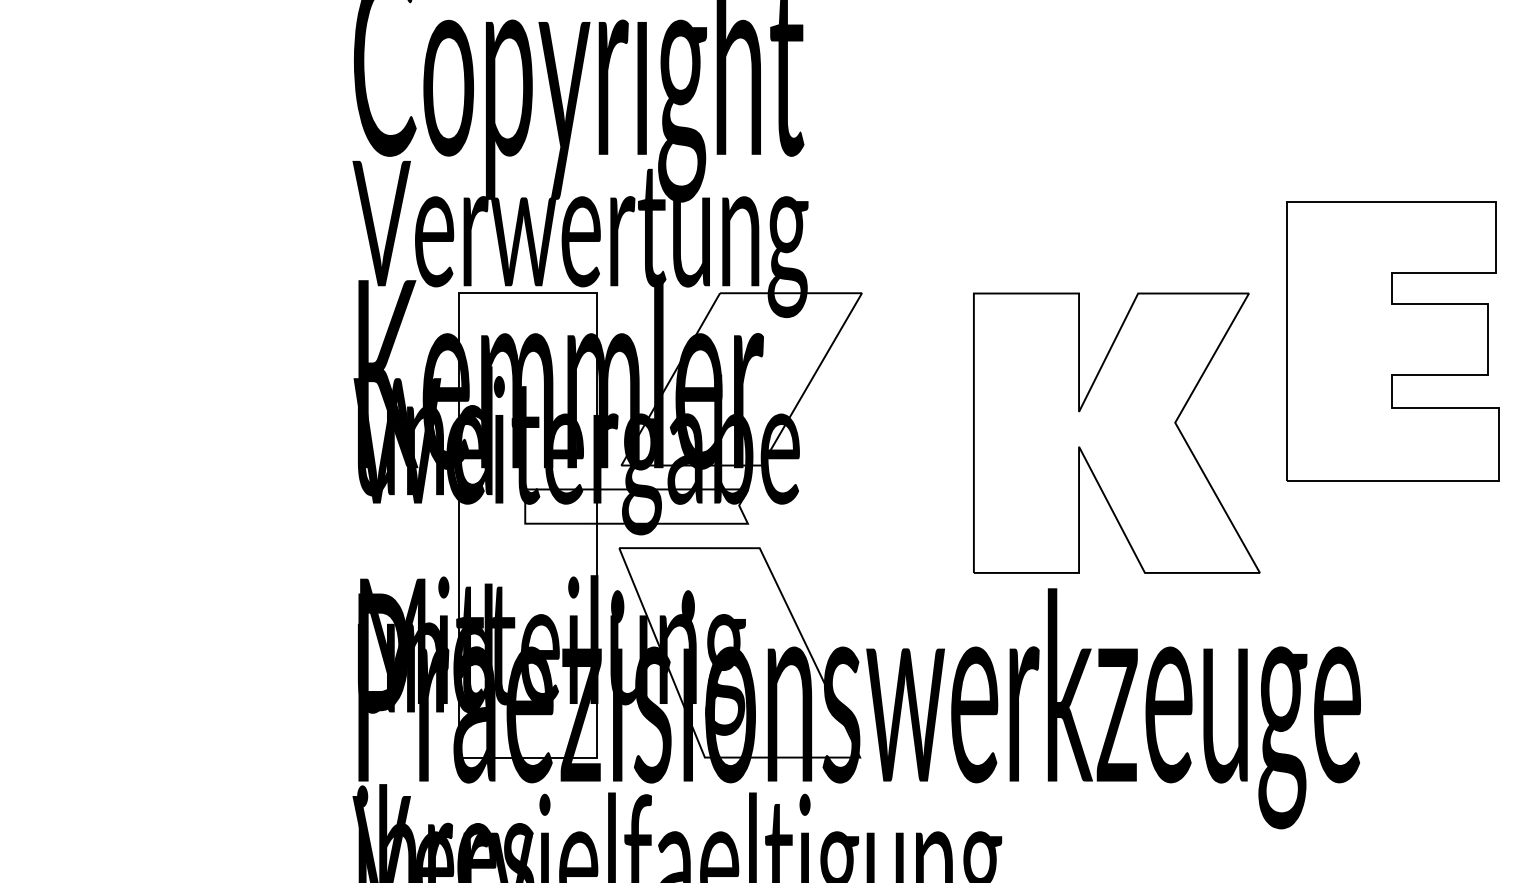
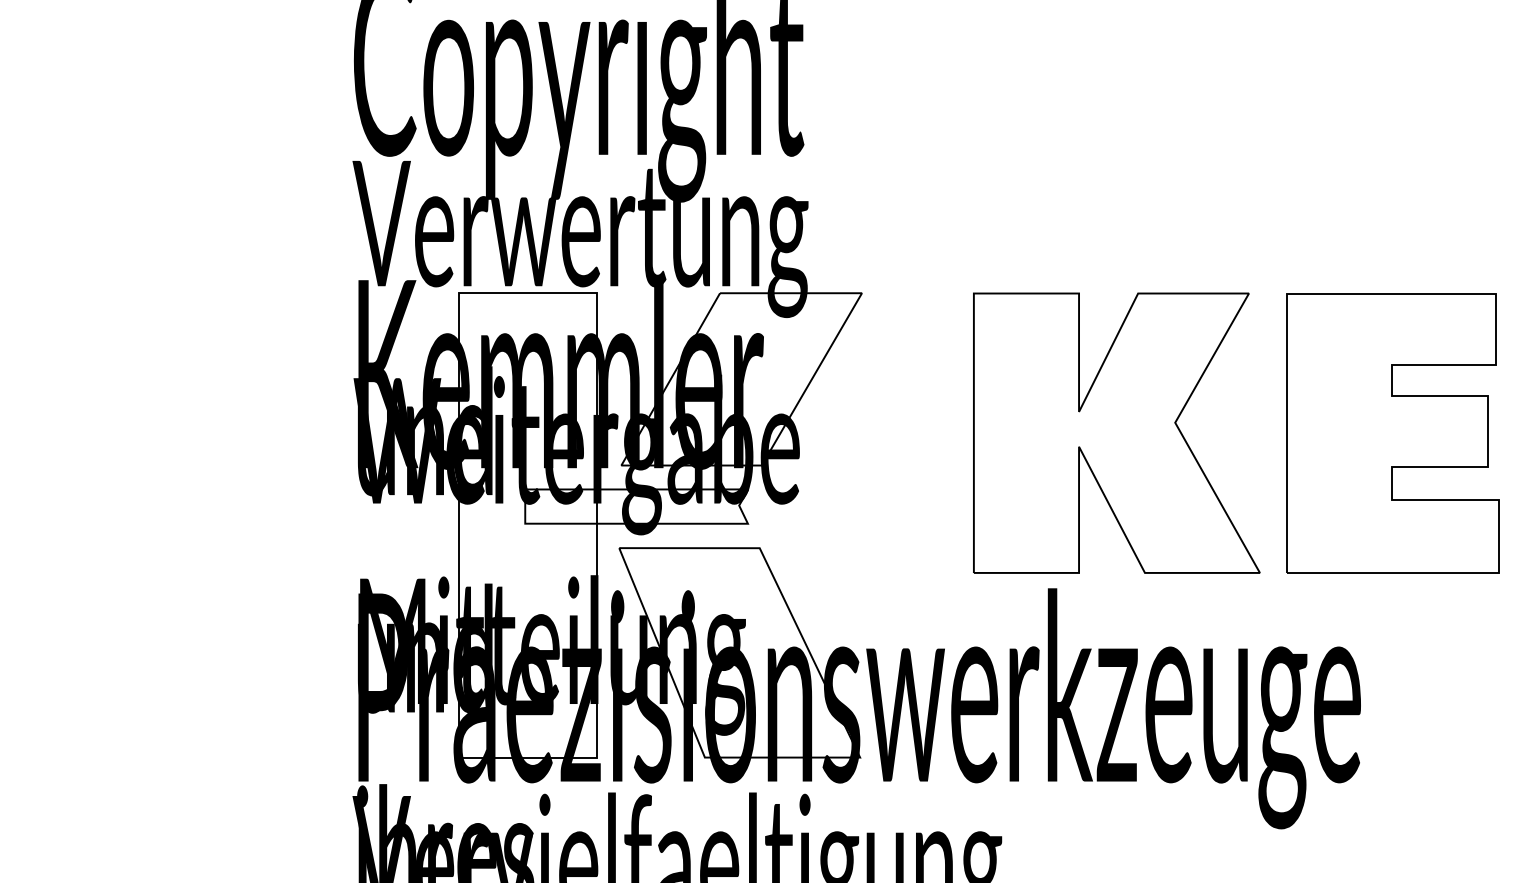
part position: (1392, 341) -> (1392, 433) (1392, 433)
